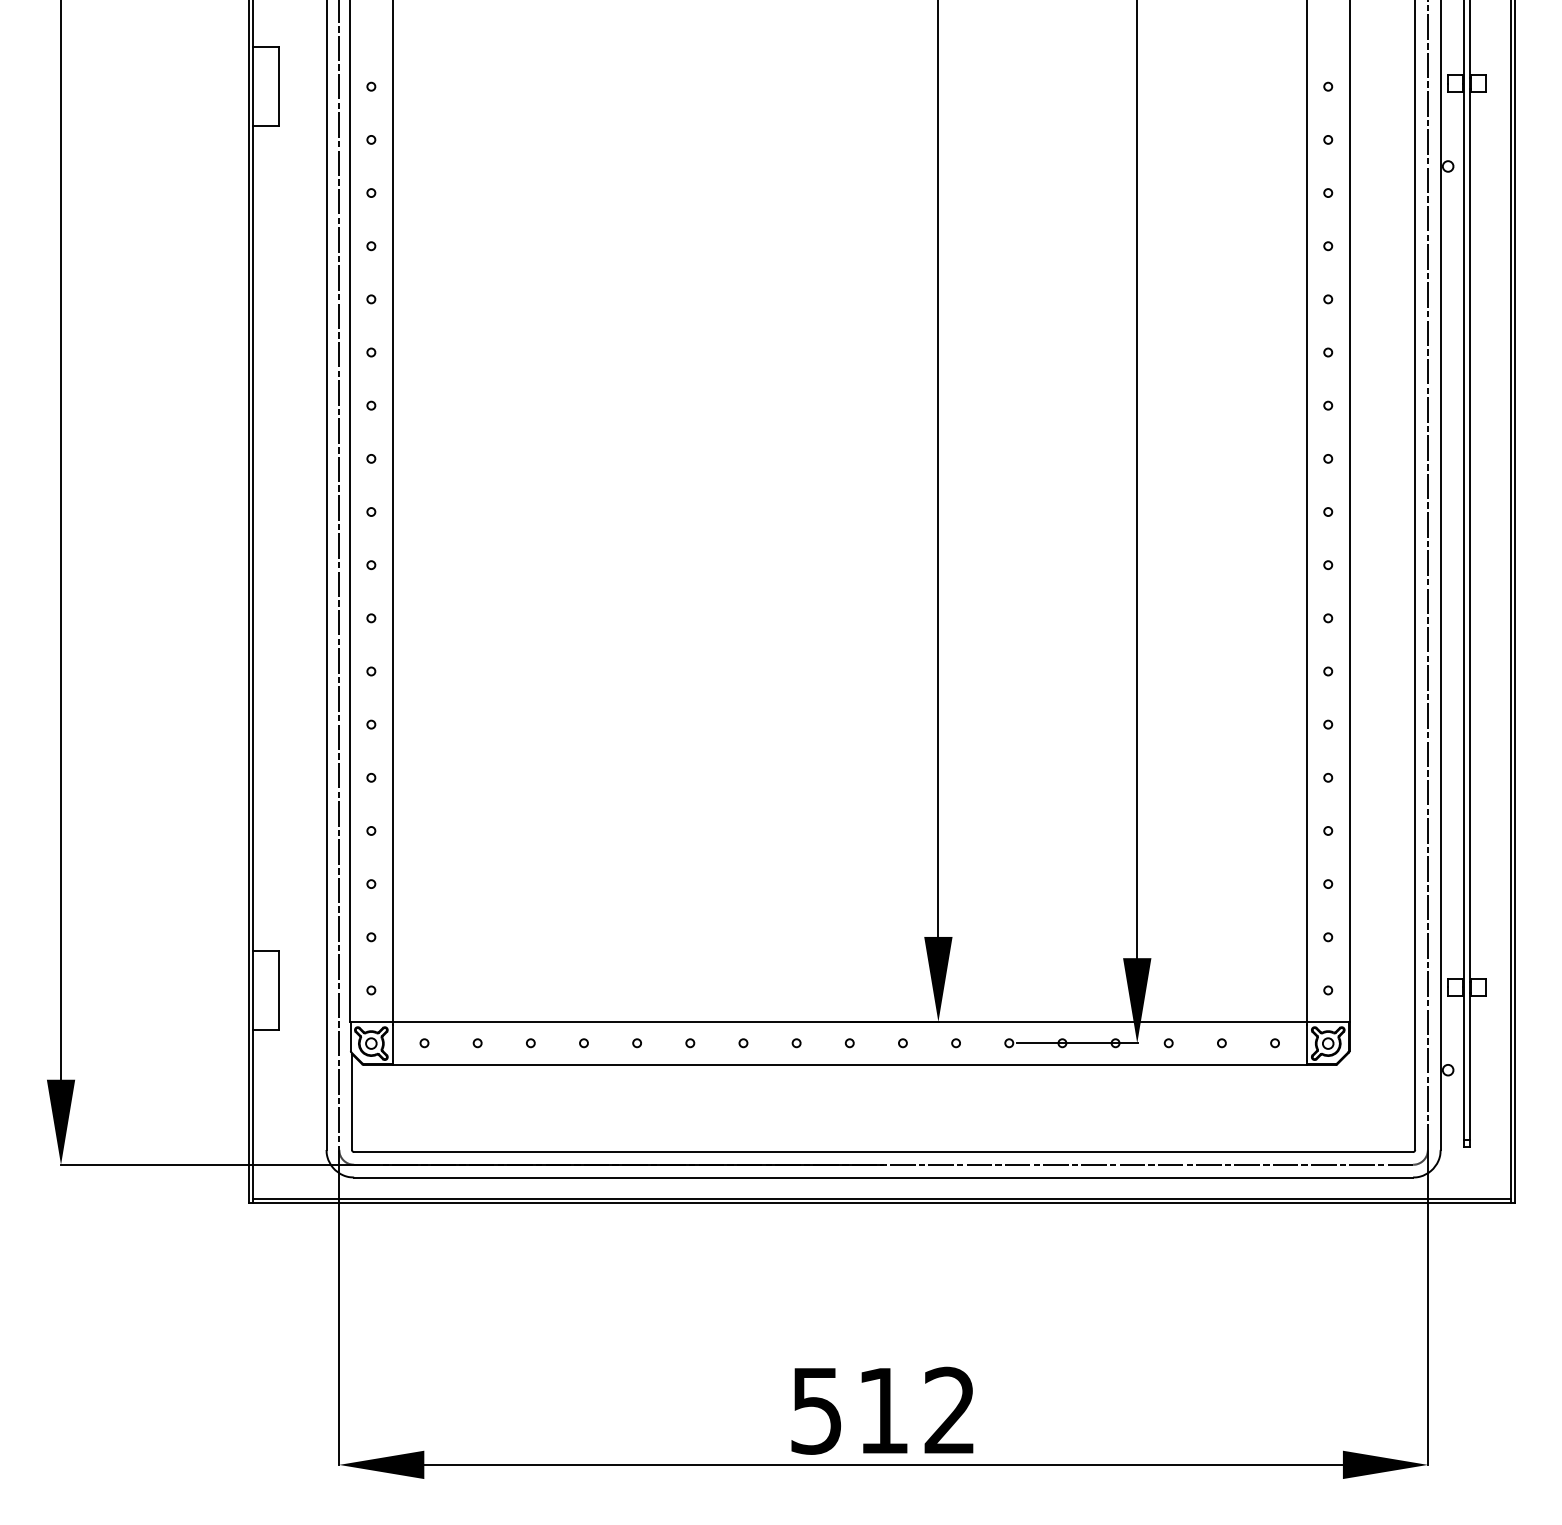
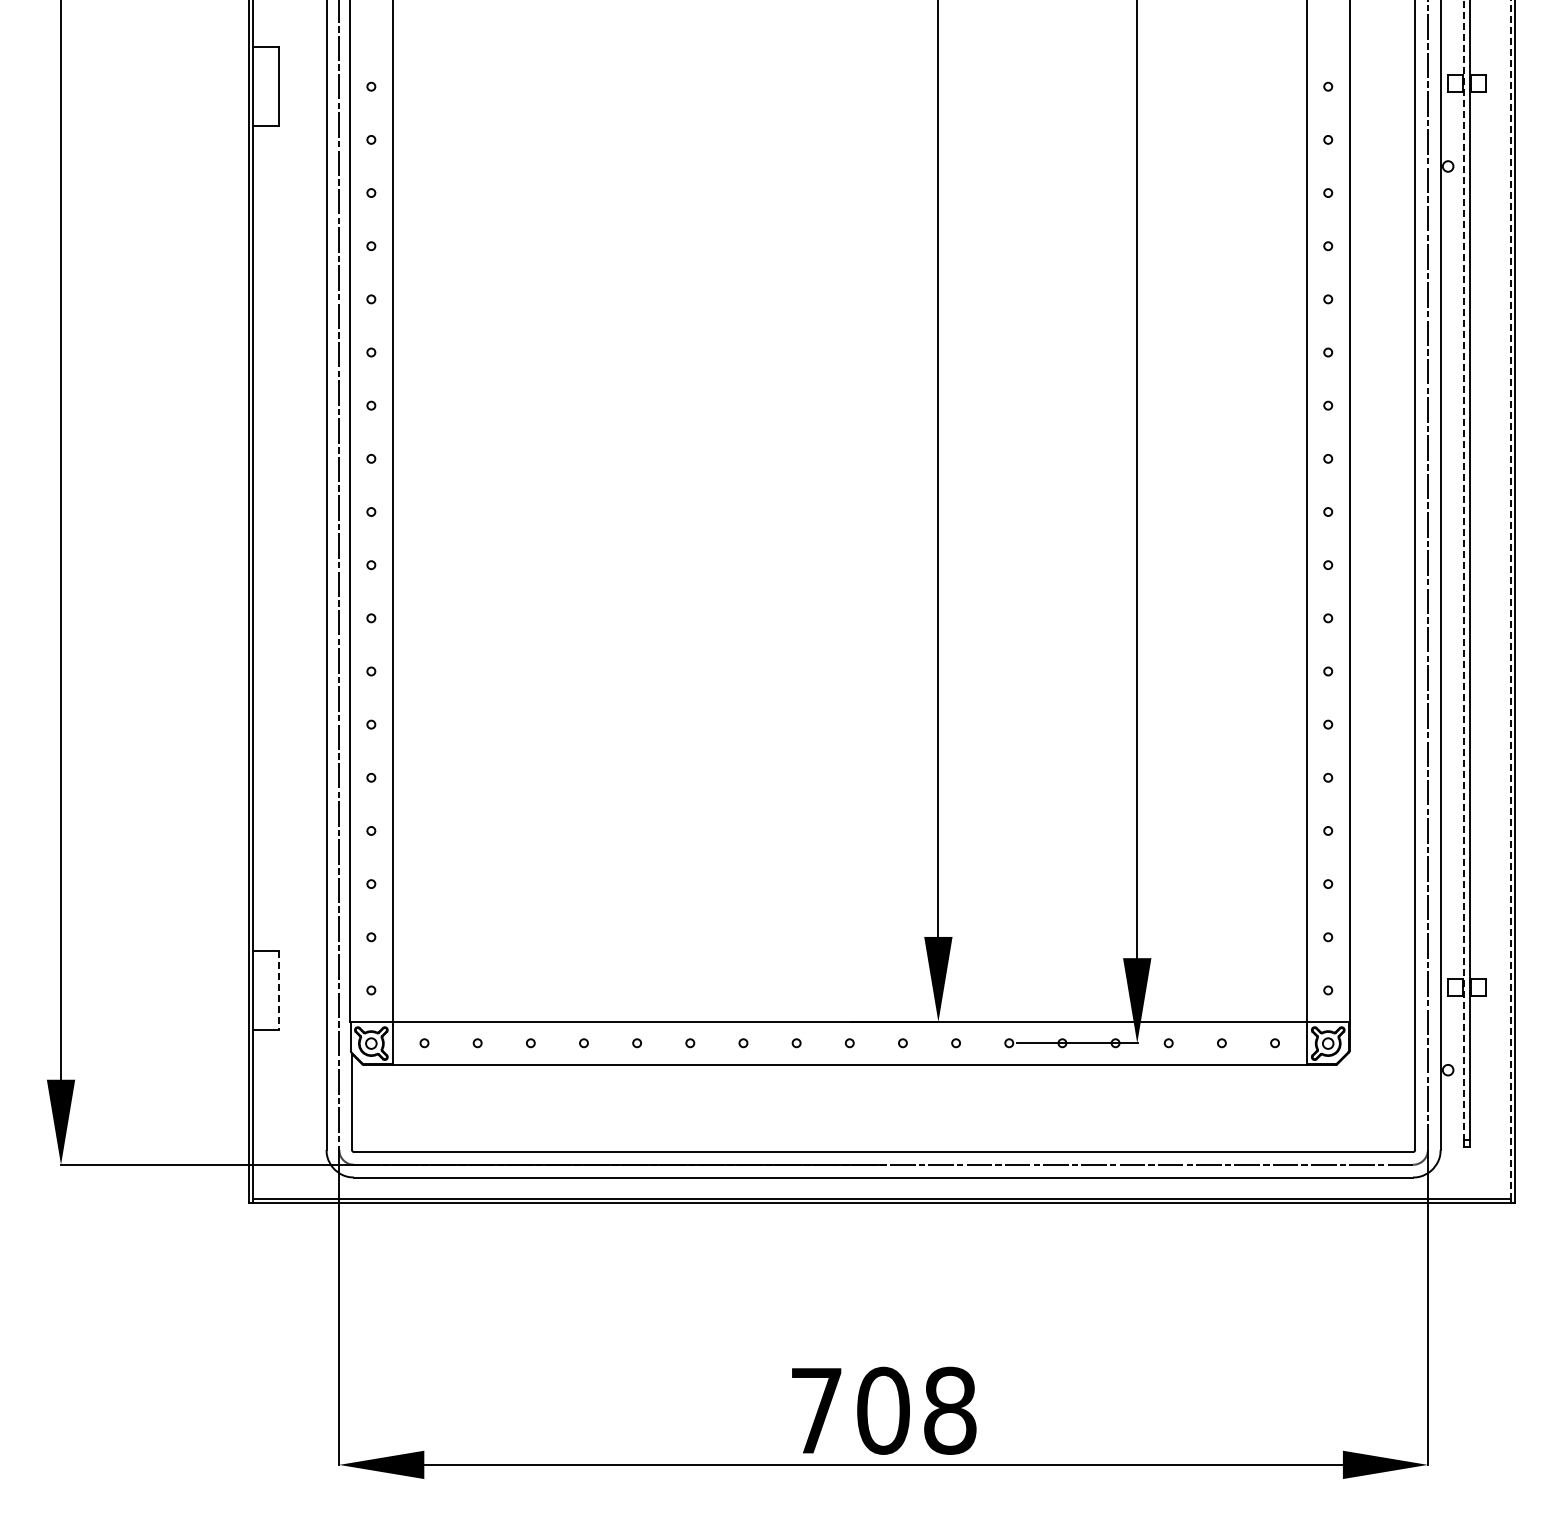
line: solid -> dashed (1463, 570)
line: solid -> dashed (1510, 599)
line: solid -> dashed (278, 990)
text: 512 -> 708 (883, 1410)
